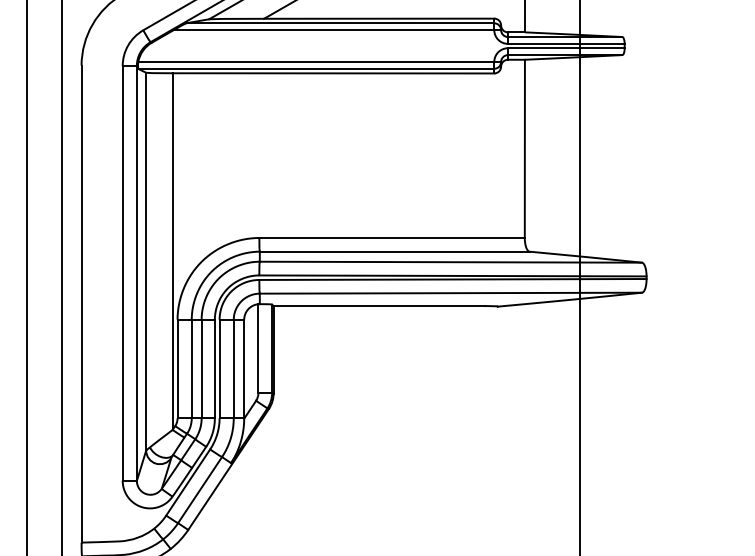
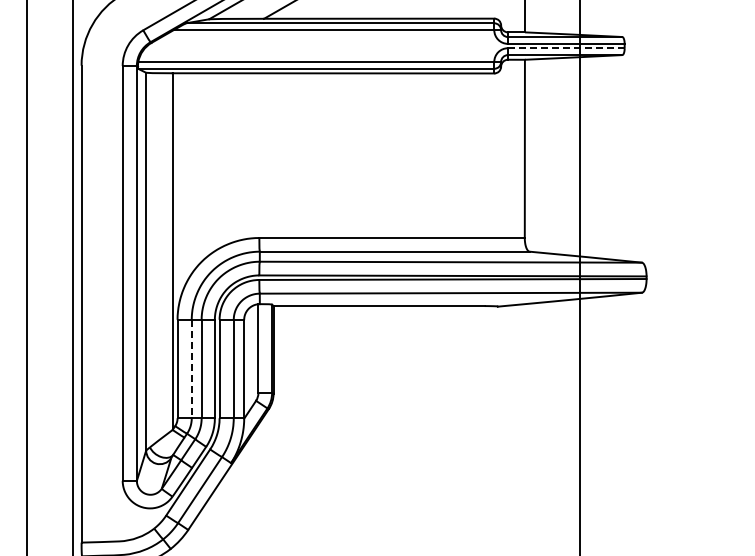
line: solid -> dashed (566, 48)
line position: (62, 277) -> (73, 277) (73, 277)
line: solid -> dashed (191, 369)
